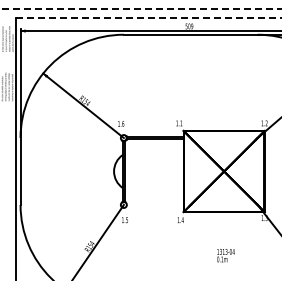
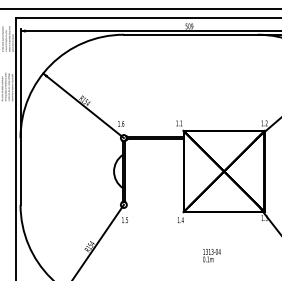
line: dashed -> solid (140, 8)
line: dashed -> solid (149, 17)
text position: (225, 255) -> (211, 255) (211, 255)
